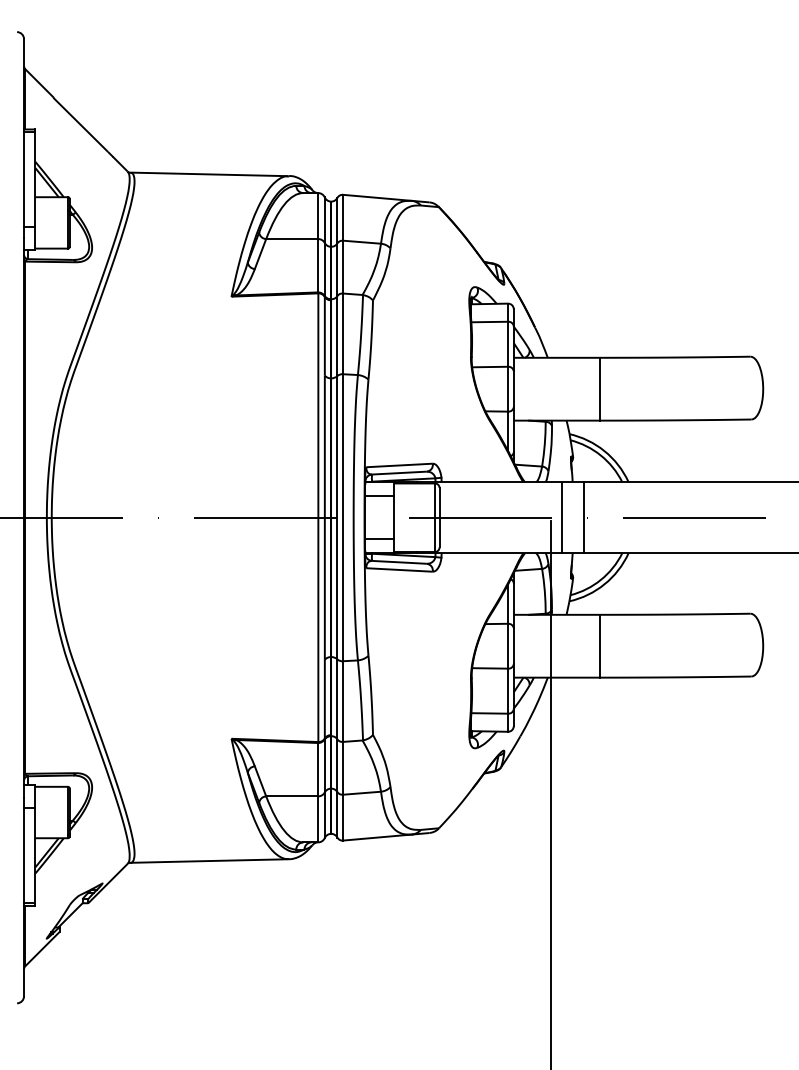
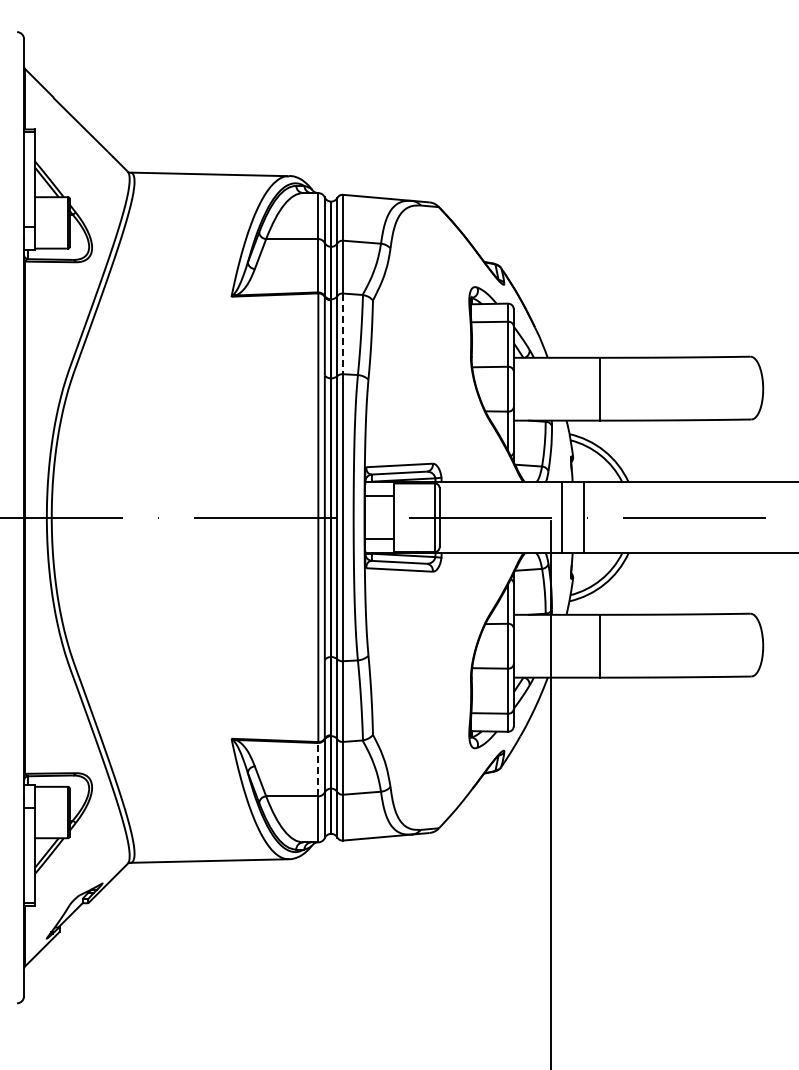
line: solid -> dashed (342, 334)
line: solid -> dashed (318, 769)
